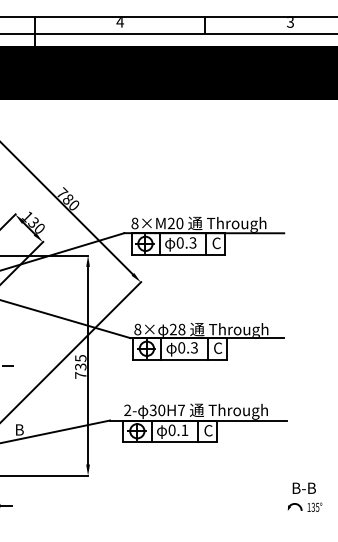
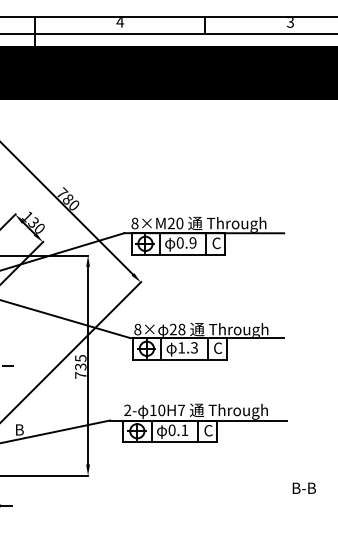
text: 0.3 -> 0.9 (192, 242)
text: 0.3 -> 1.3 (181, 347)
text: 30H7 -> 10H7 (152, 410)
part: present -> none (304, 506)
